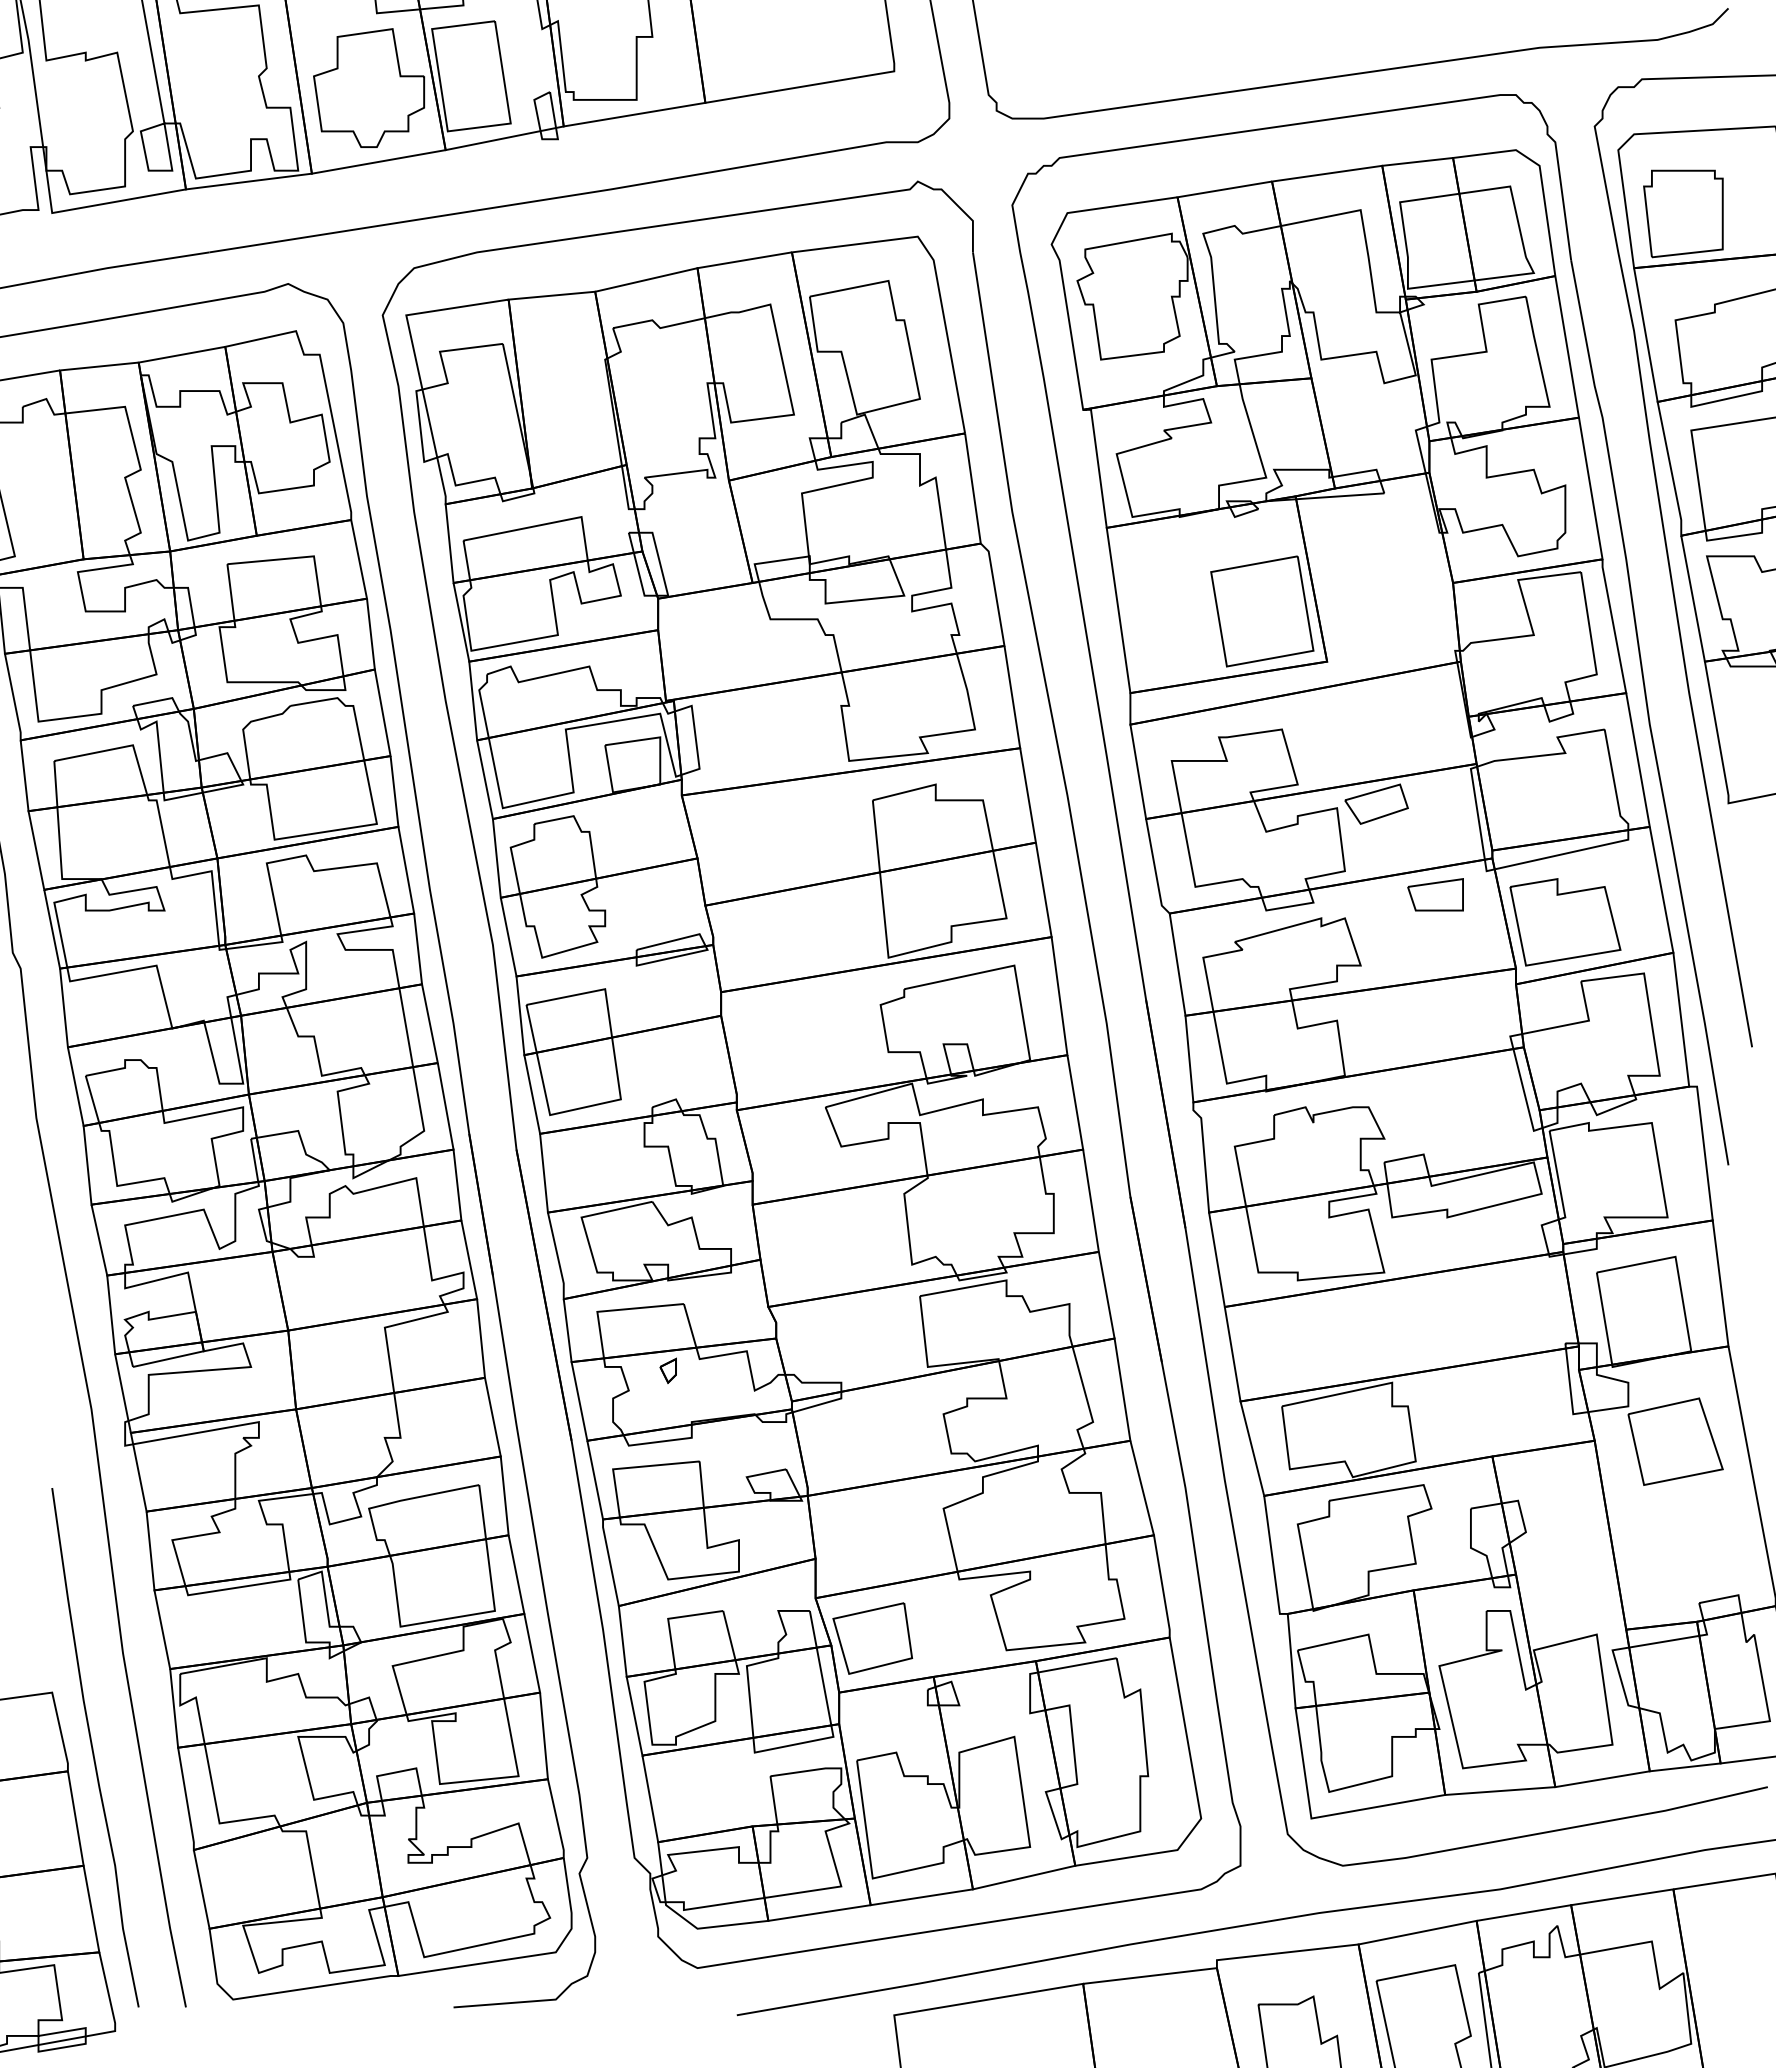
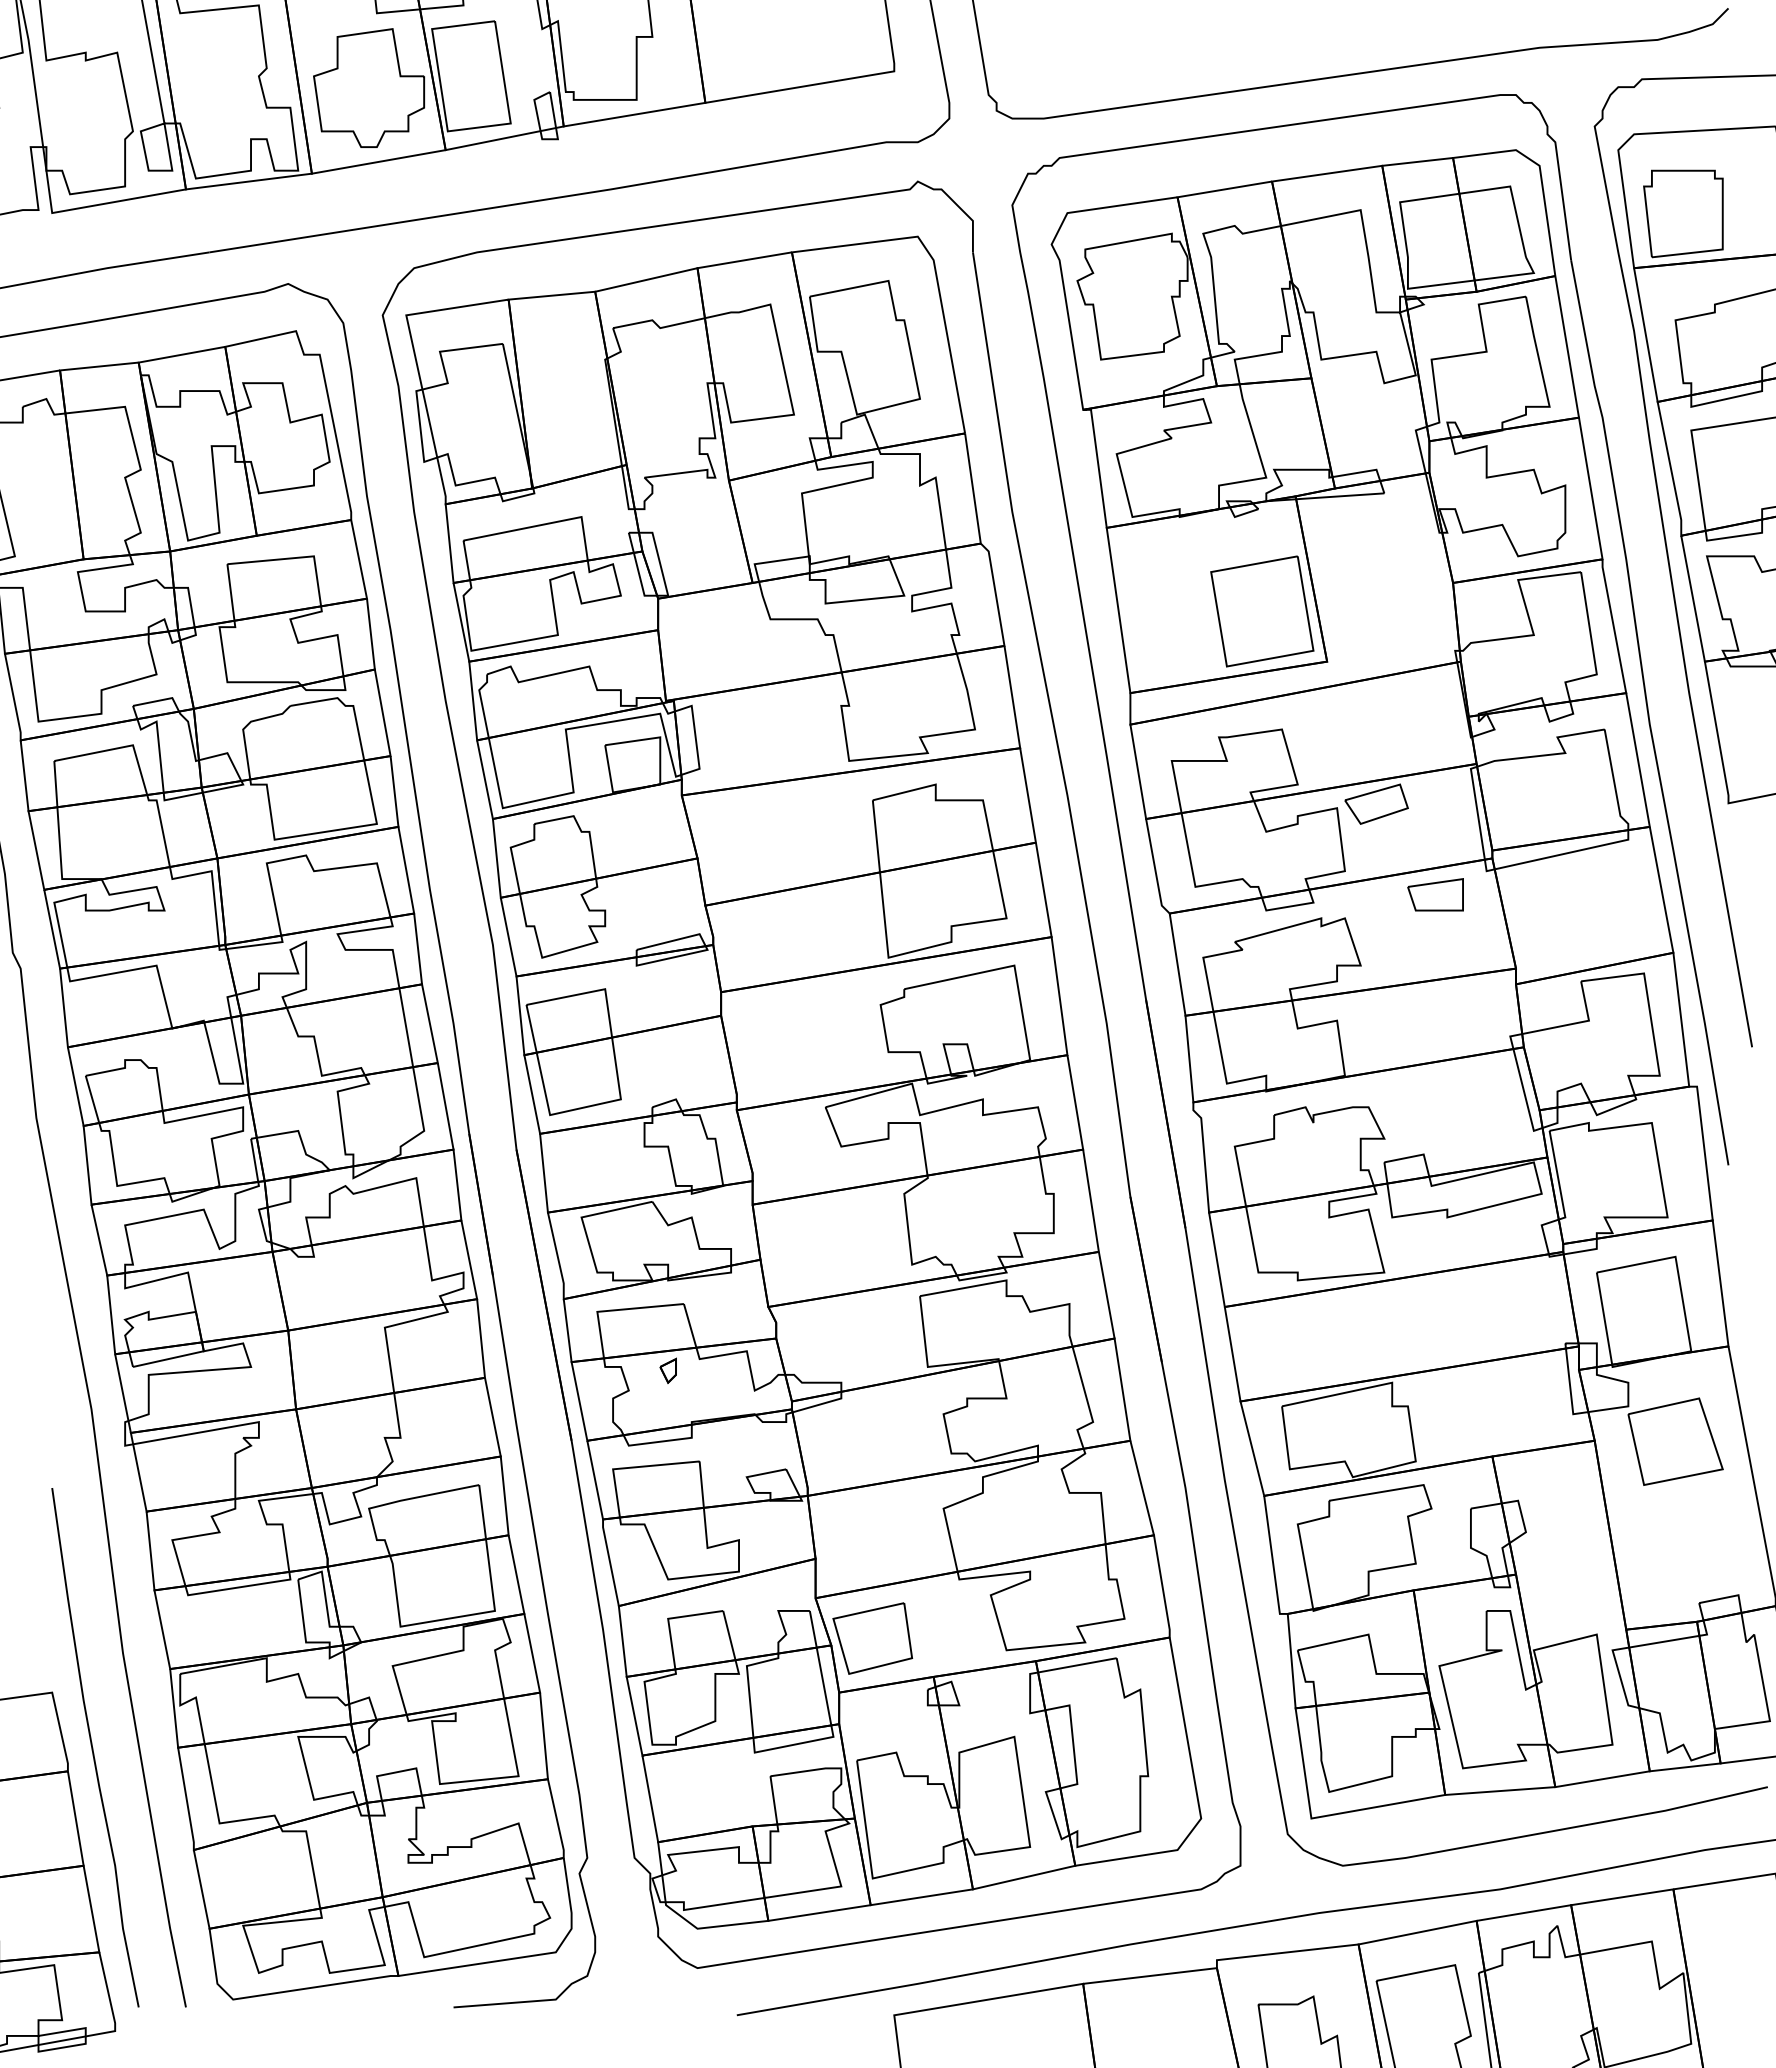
part: present -> none (1565, 922)
